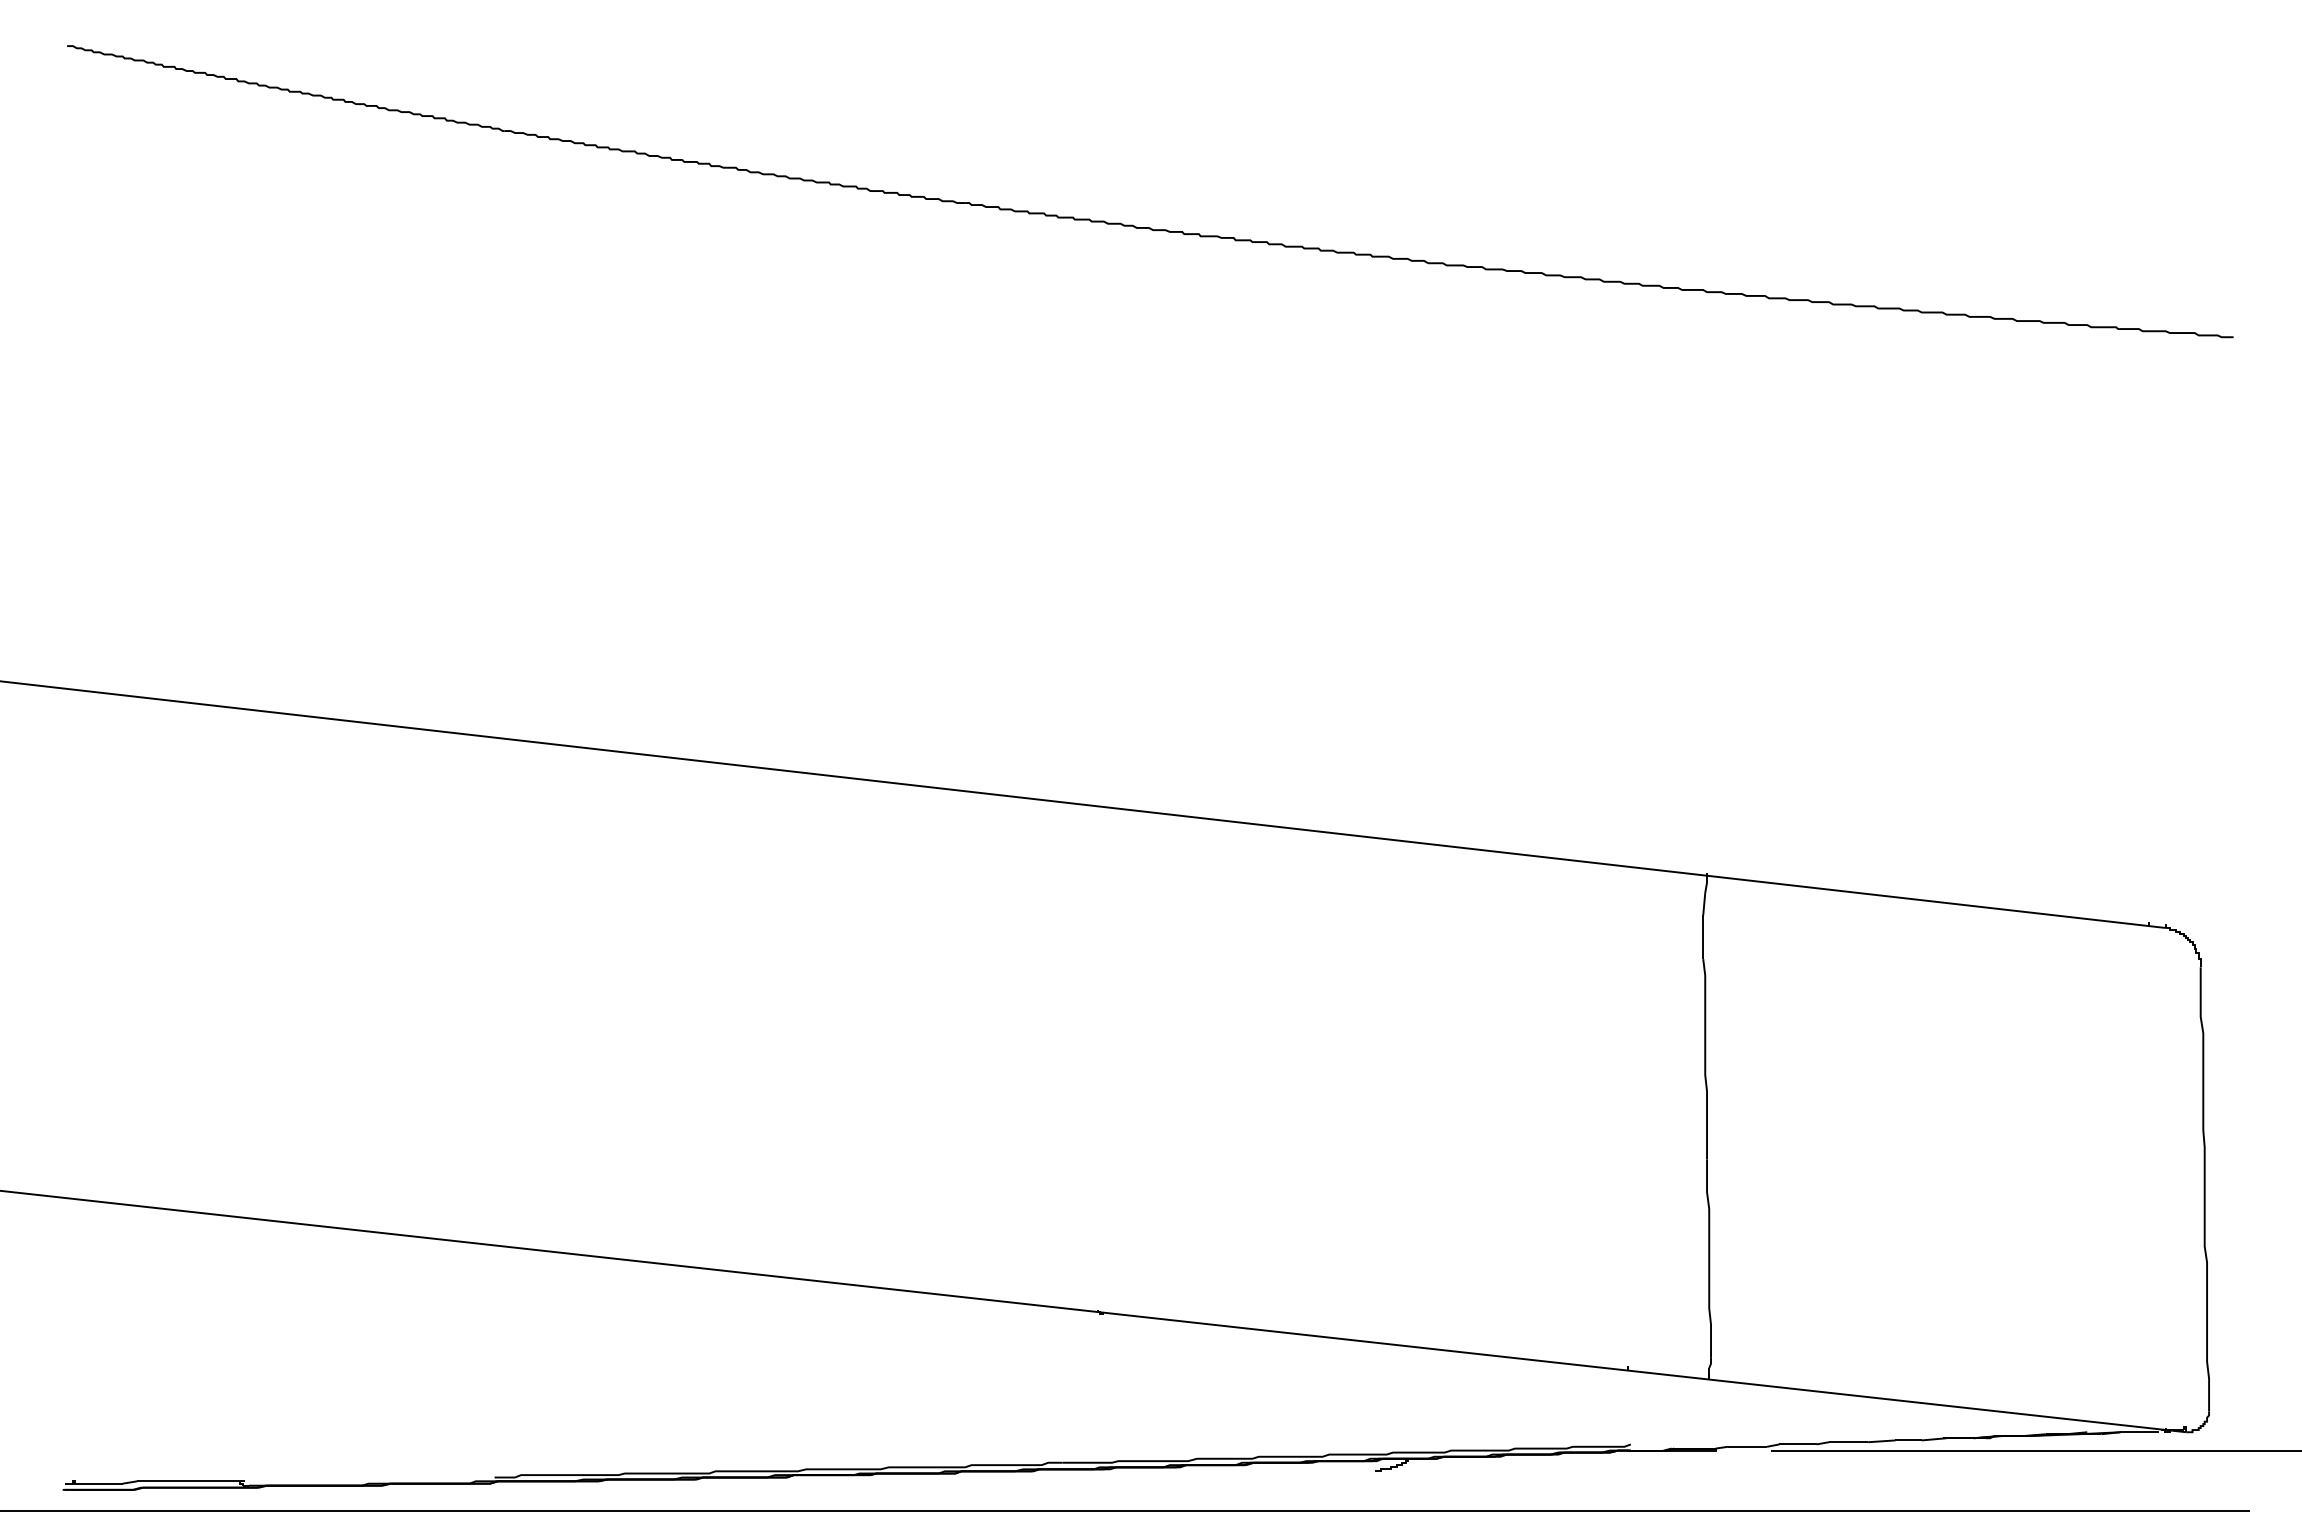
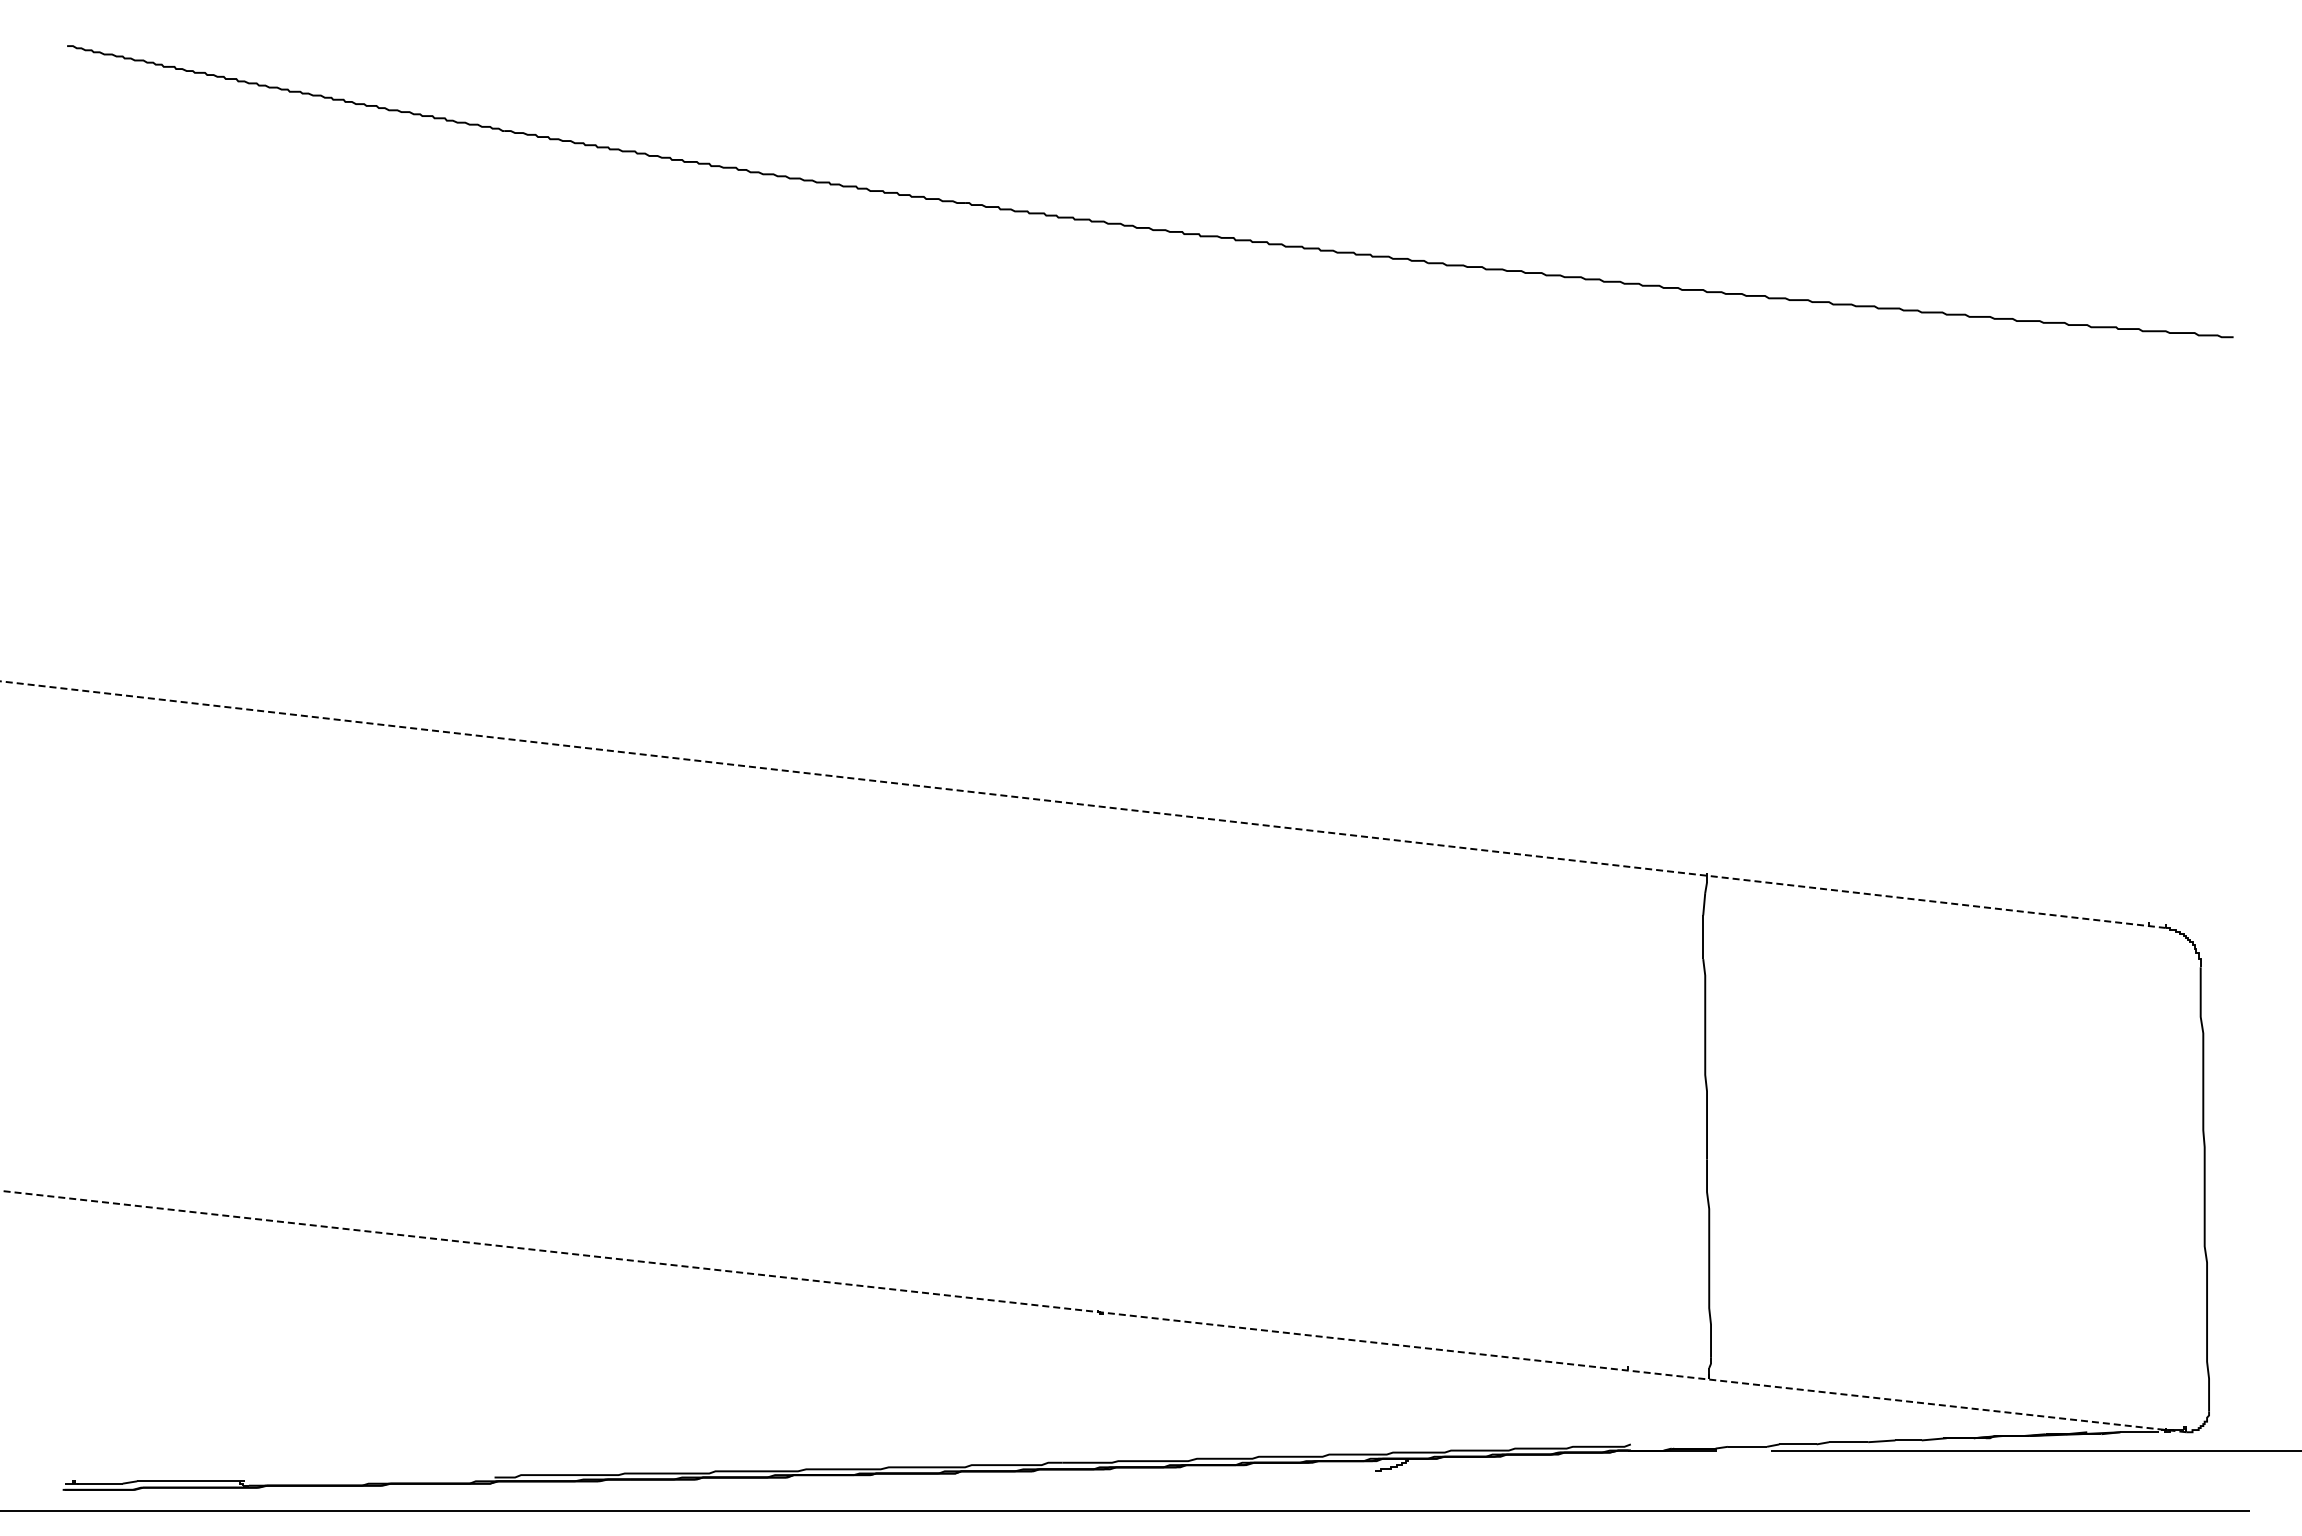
line: solid -> dashed (1082, 804)
line: solid -> dashed (1093, 1311)
